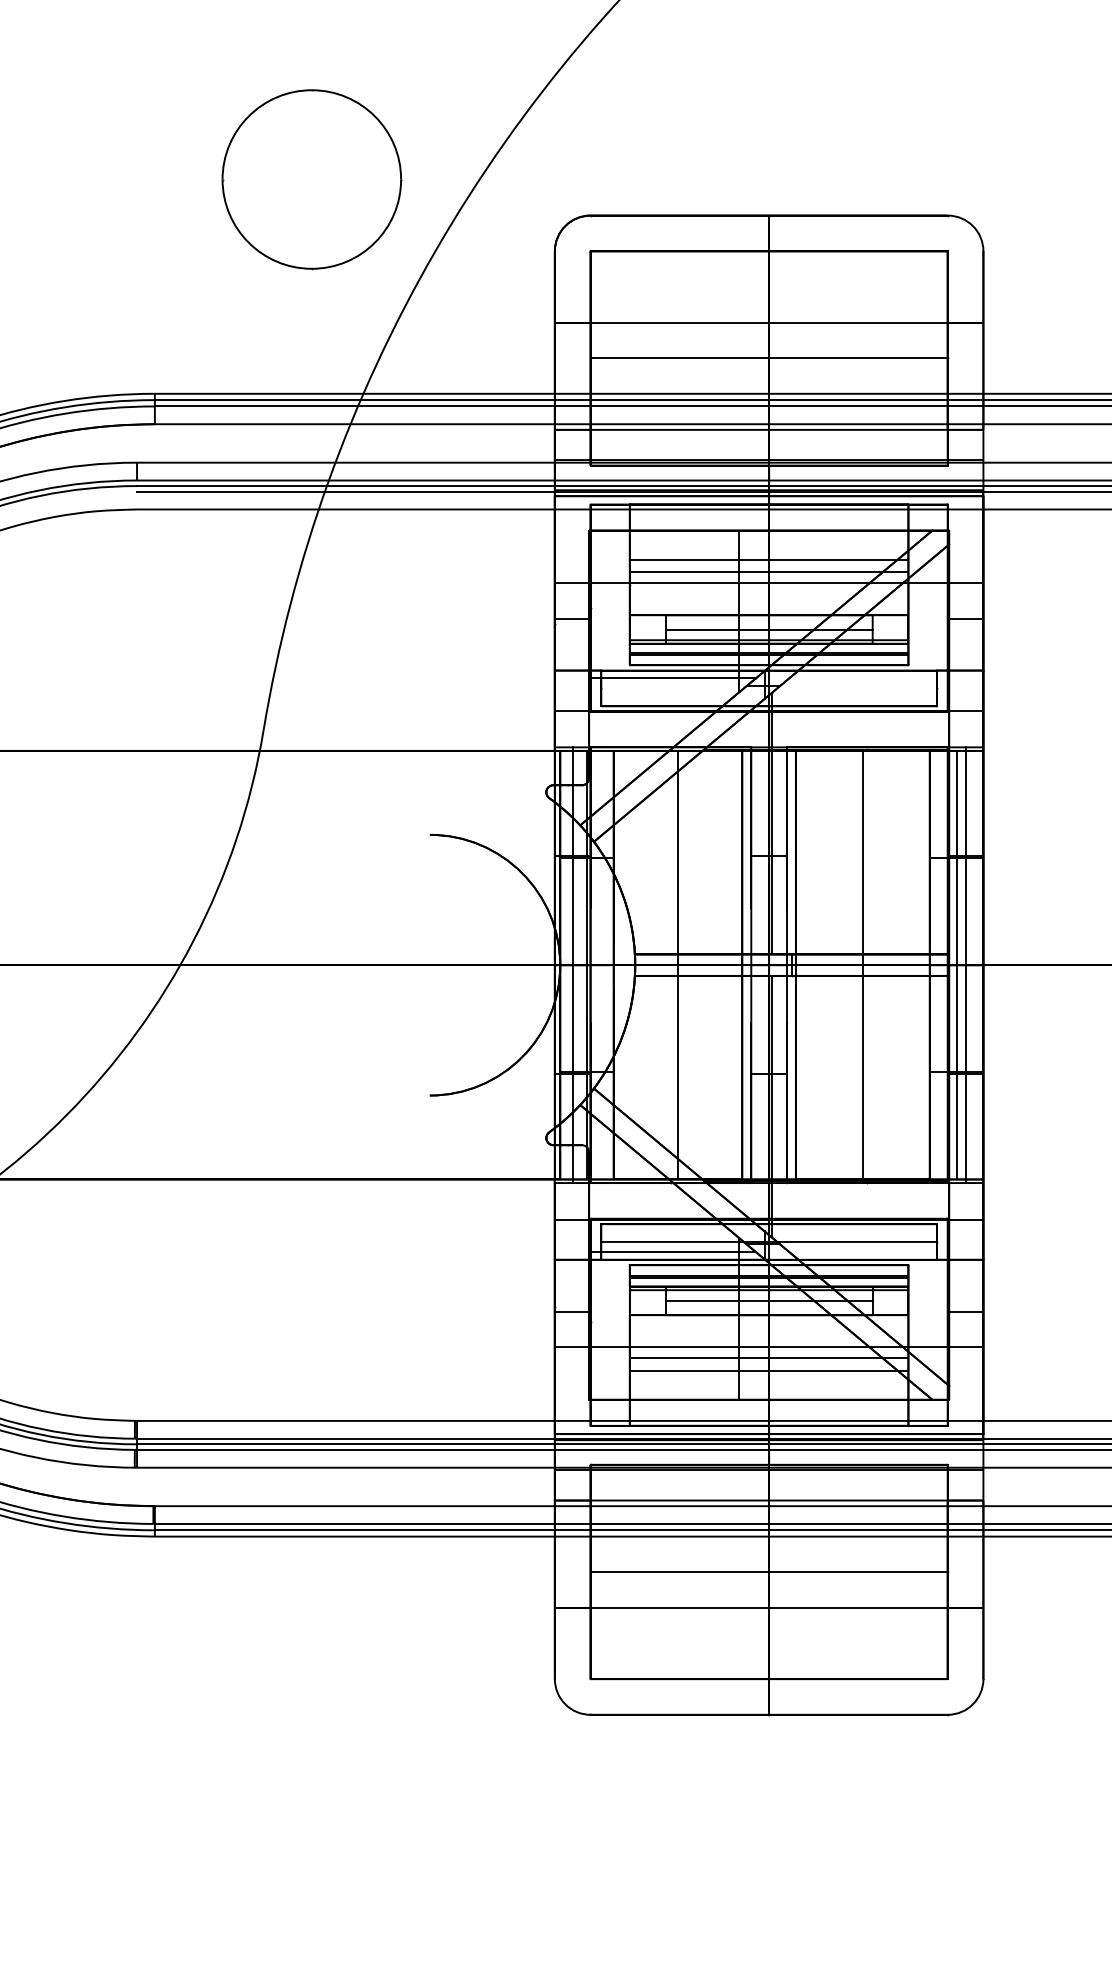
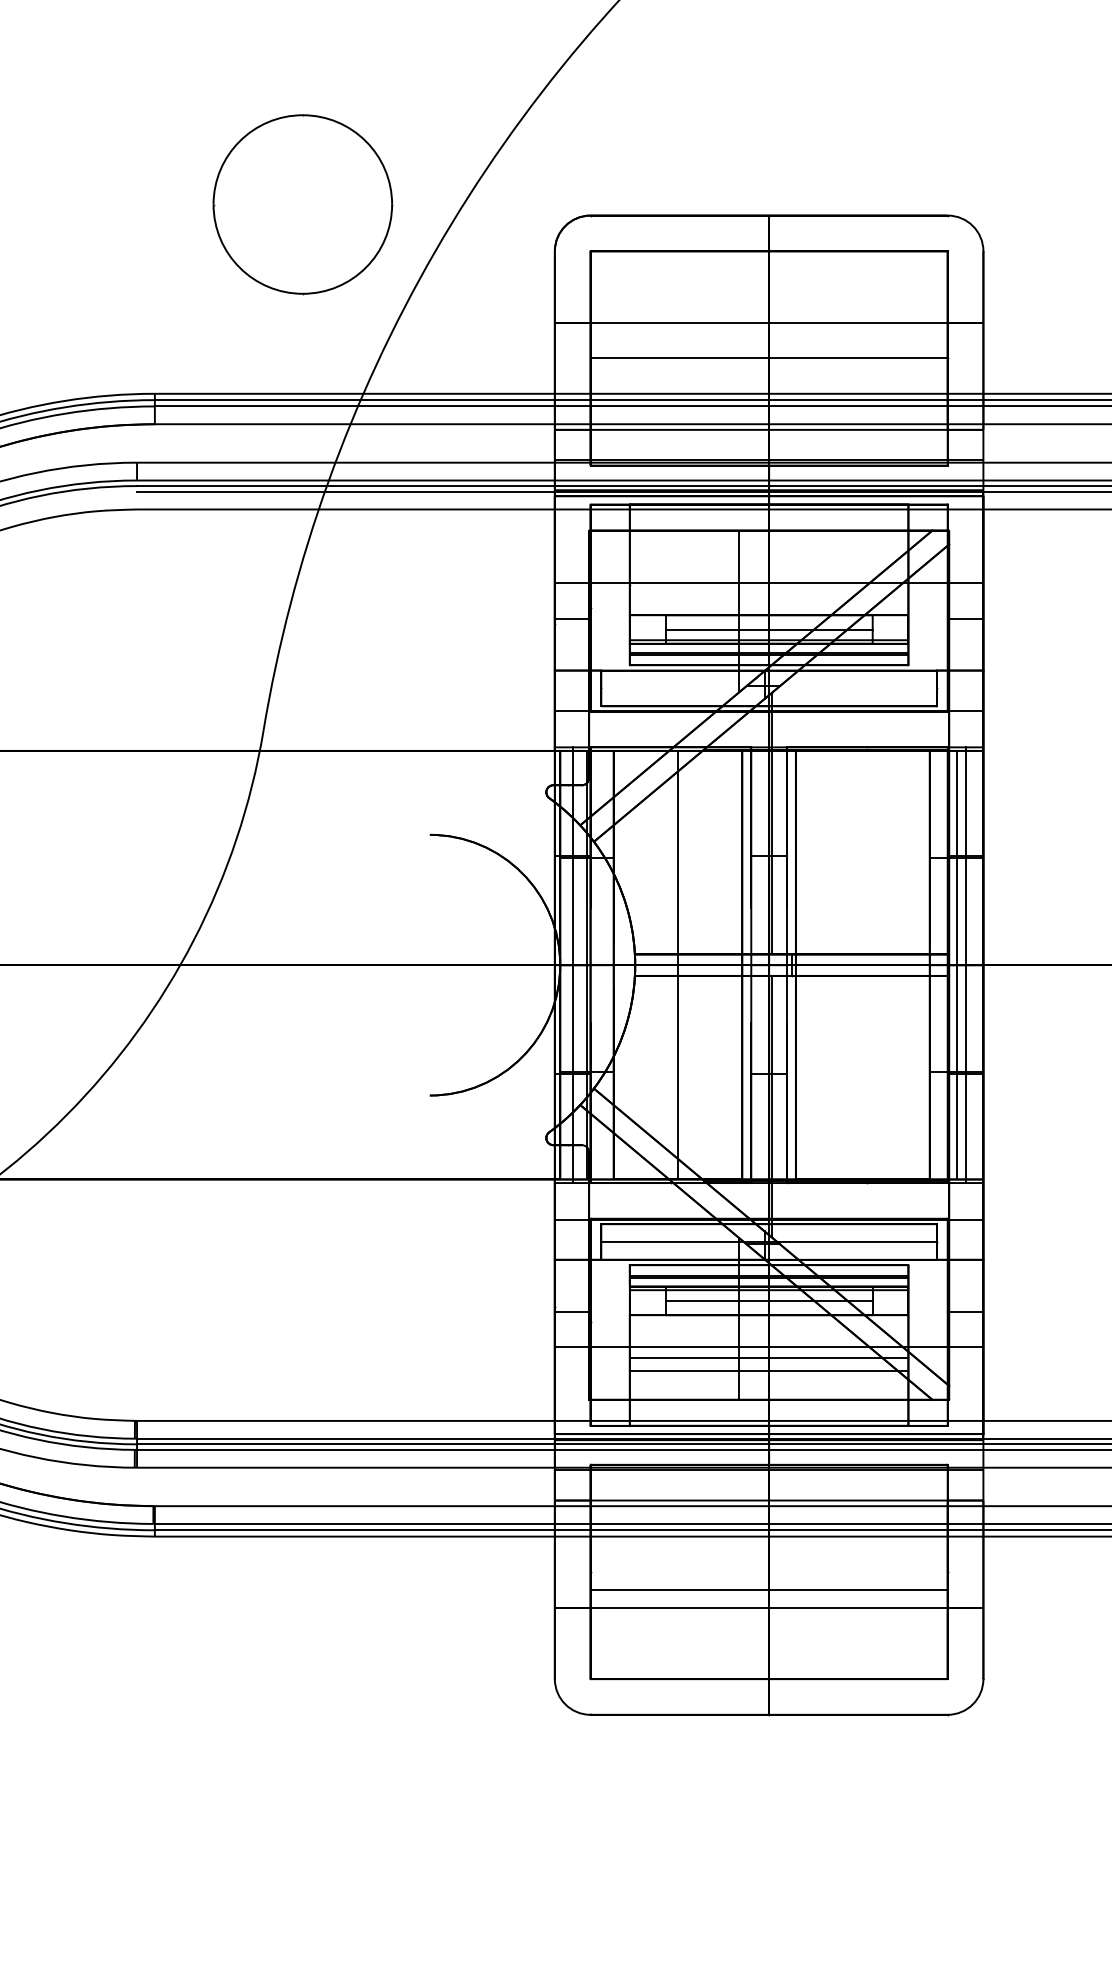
part position: (311, 179) -> (302, 204) (302, 204)
line: present -> none (768, 559)
line: present -> none (768, 572)
line: present -> none (672, 677)
line: present -> none (862, 964)
line: present -> none (672, 1252)
line position: (768, 1571) -> (768, 1589) (768, 1589)
